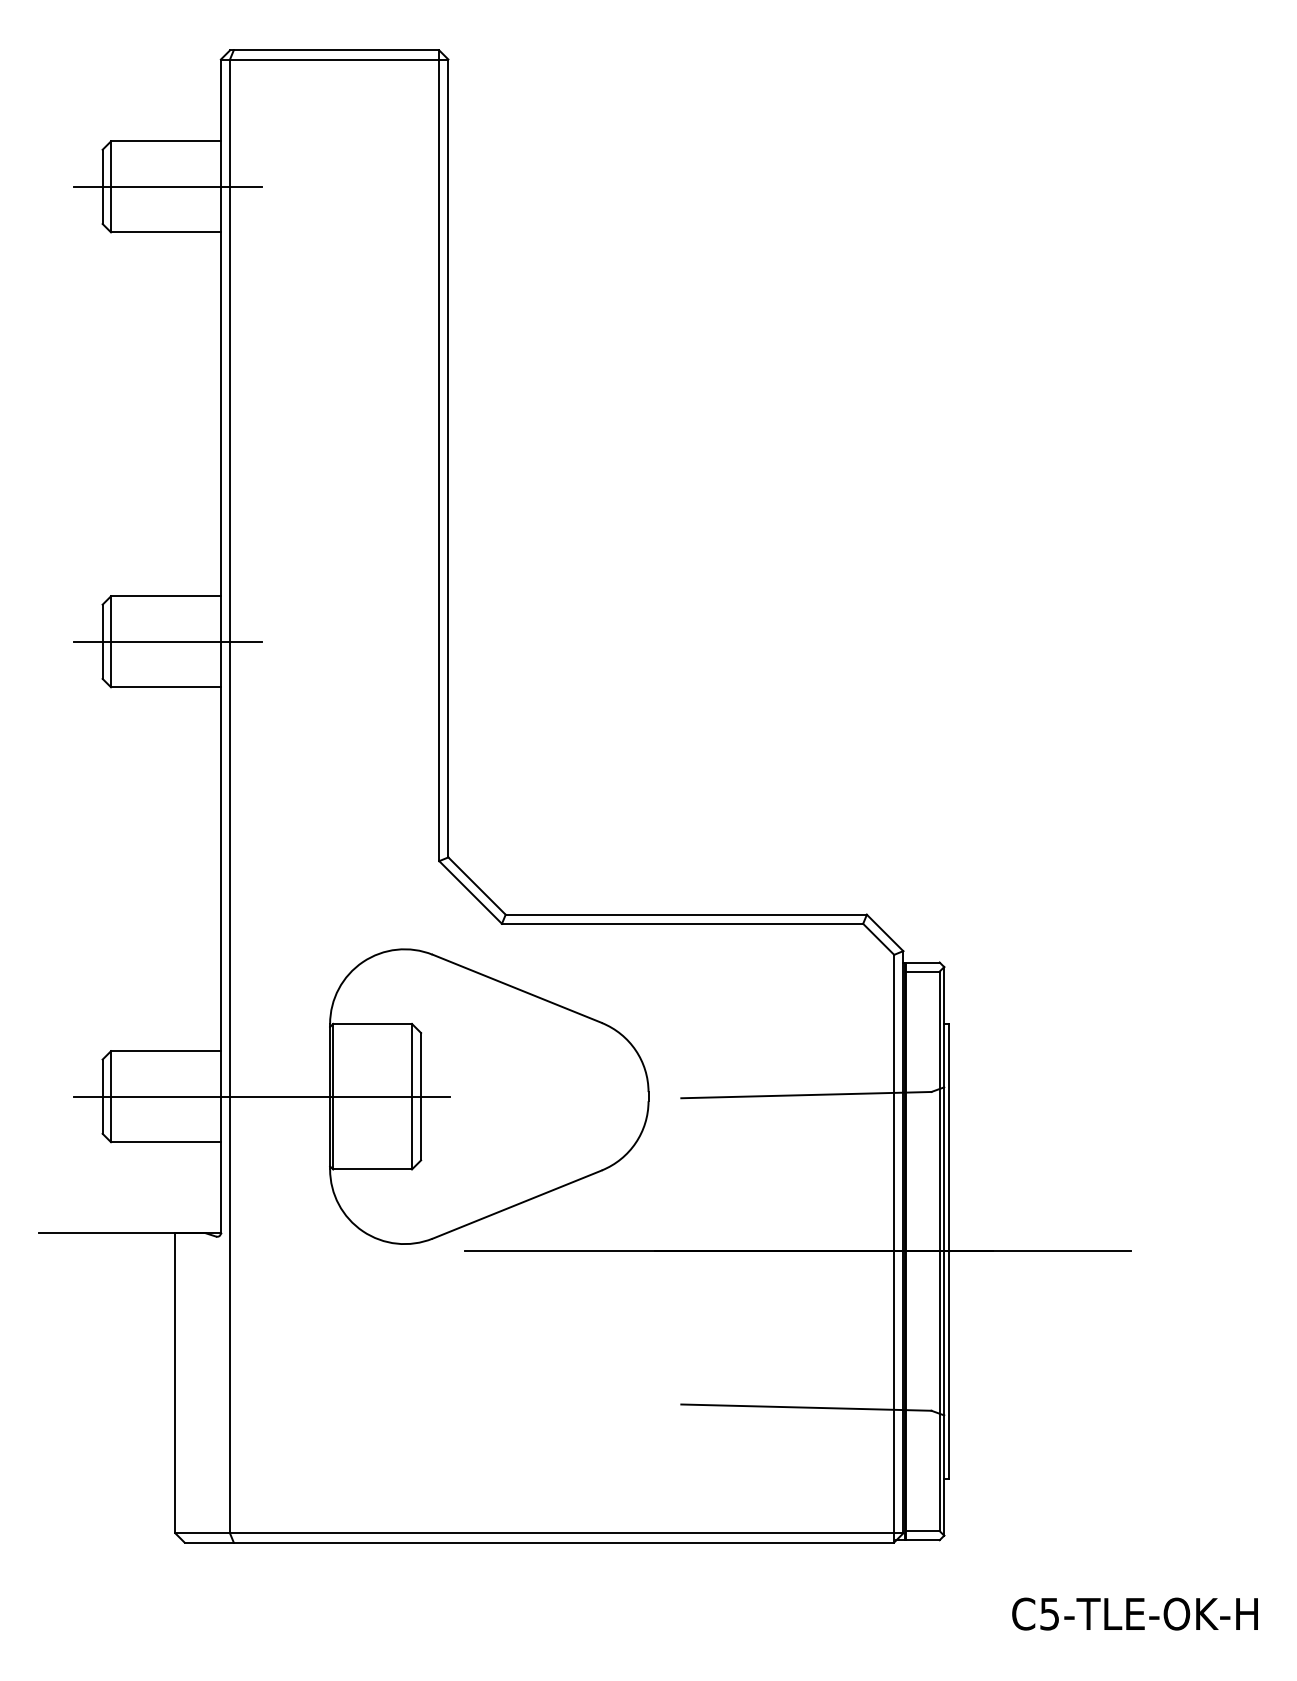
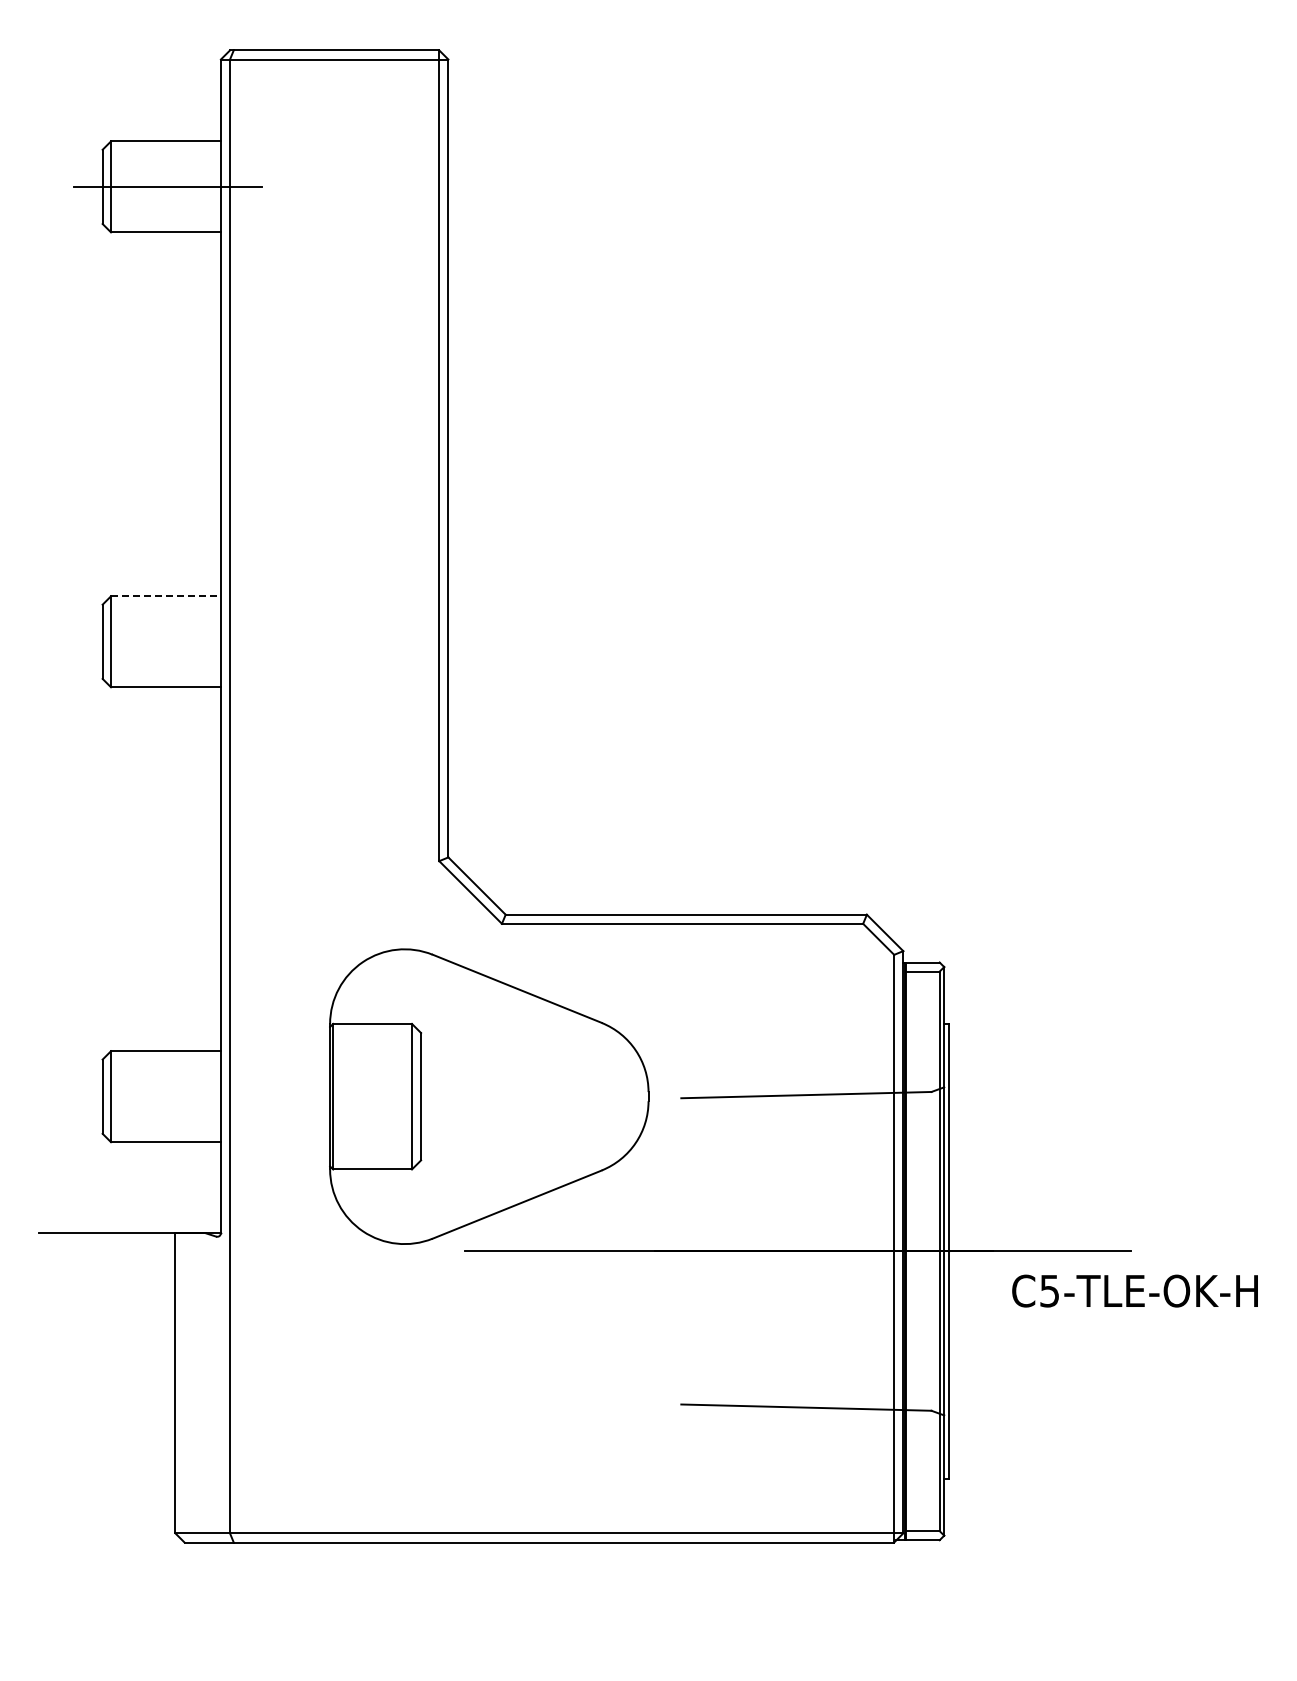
line: solid -> dashed (165, 596)
line: present -> none (167, 641)
line: present -> none (261, 1096)
text position: (1134, 1613) -> (1134, 1290) (1134, 1290)
